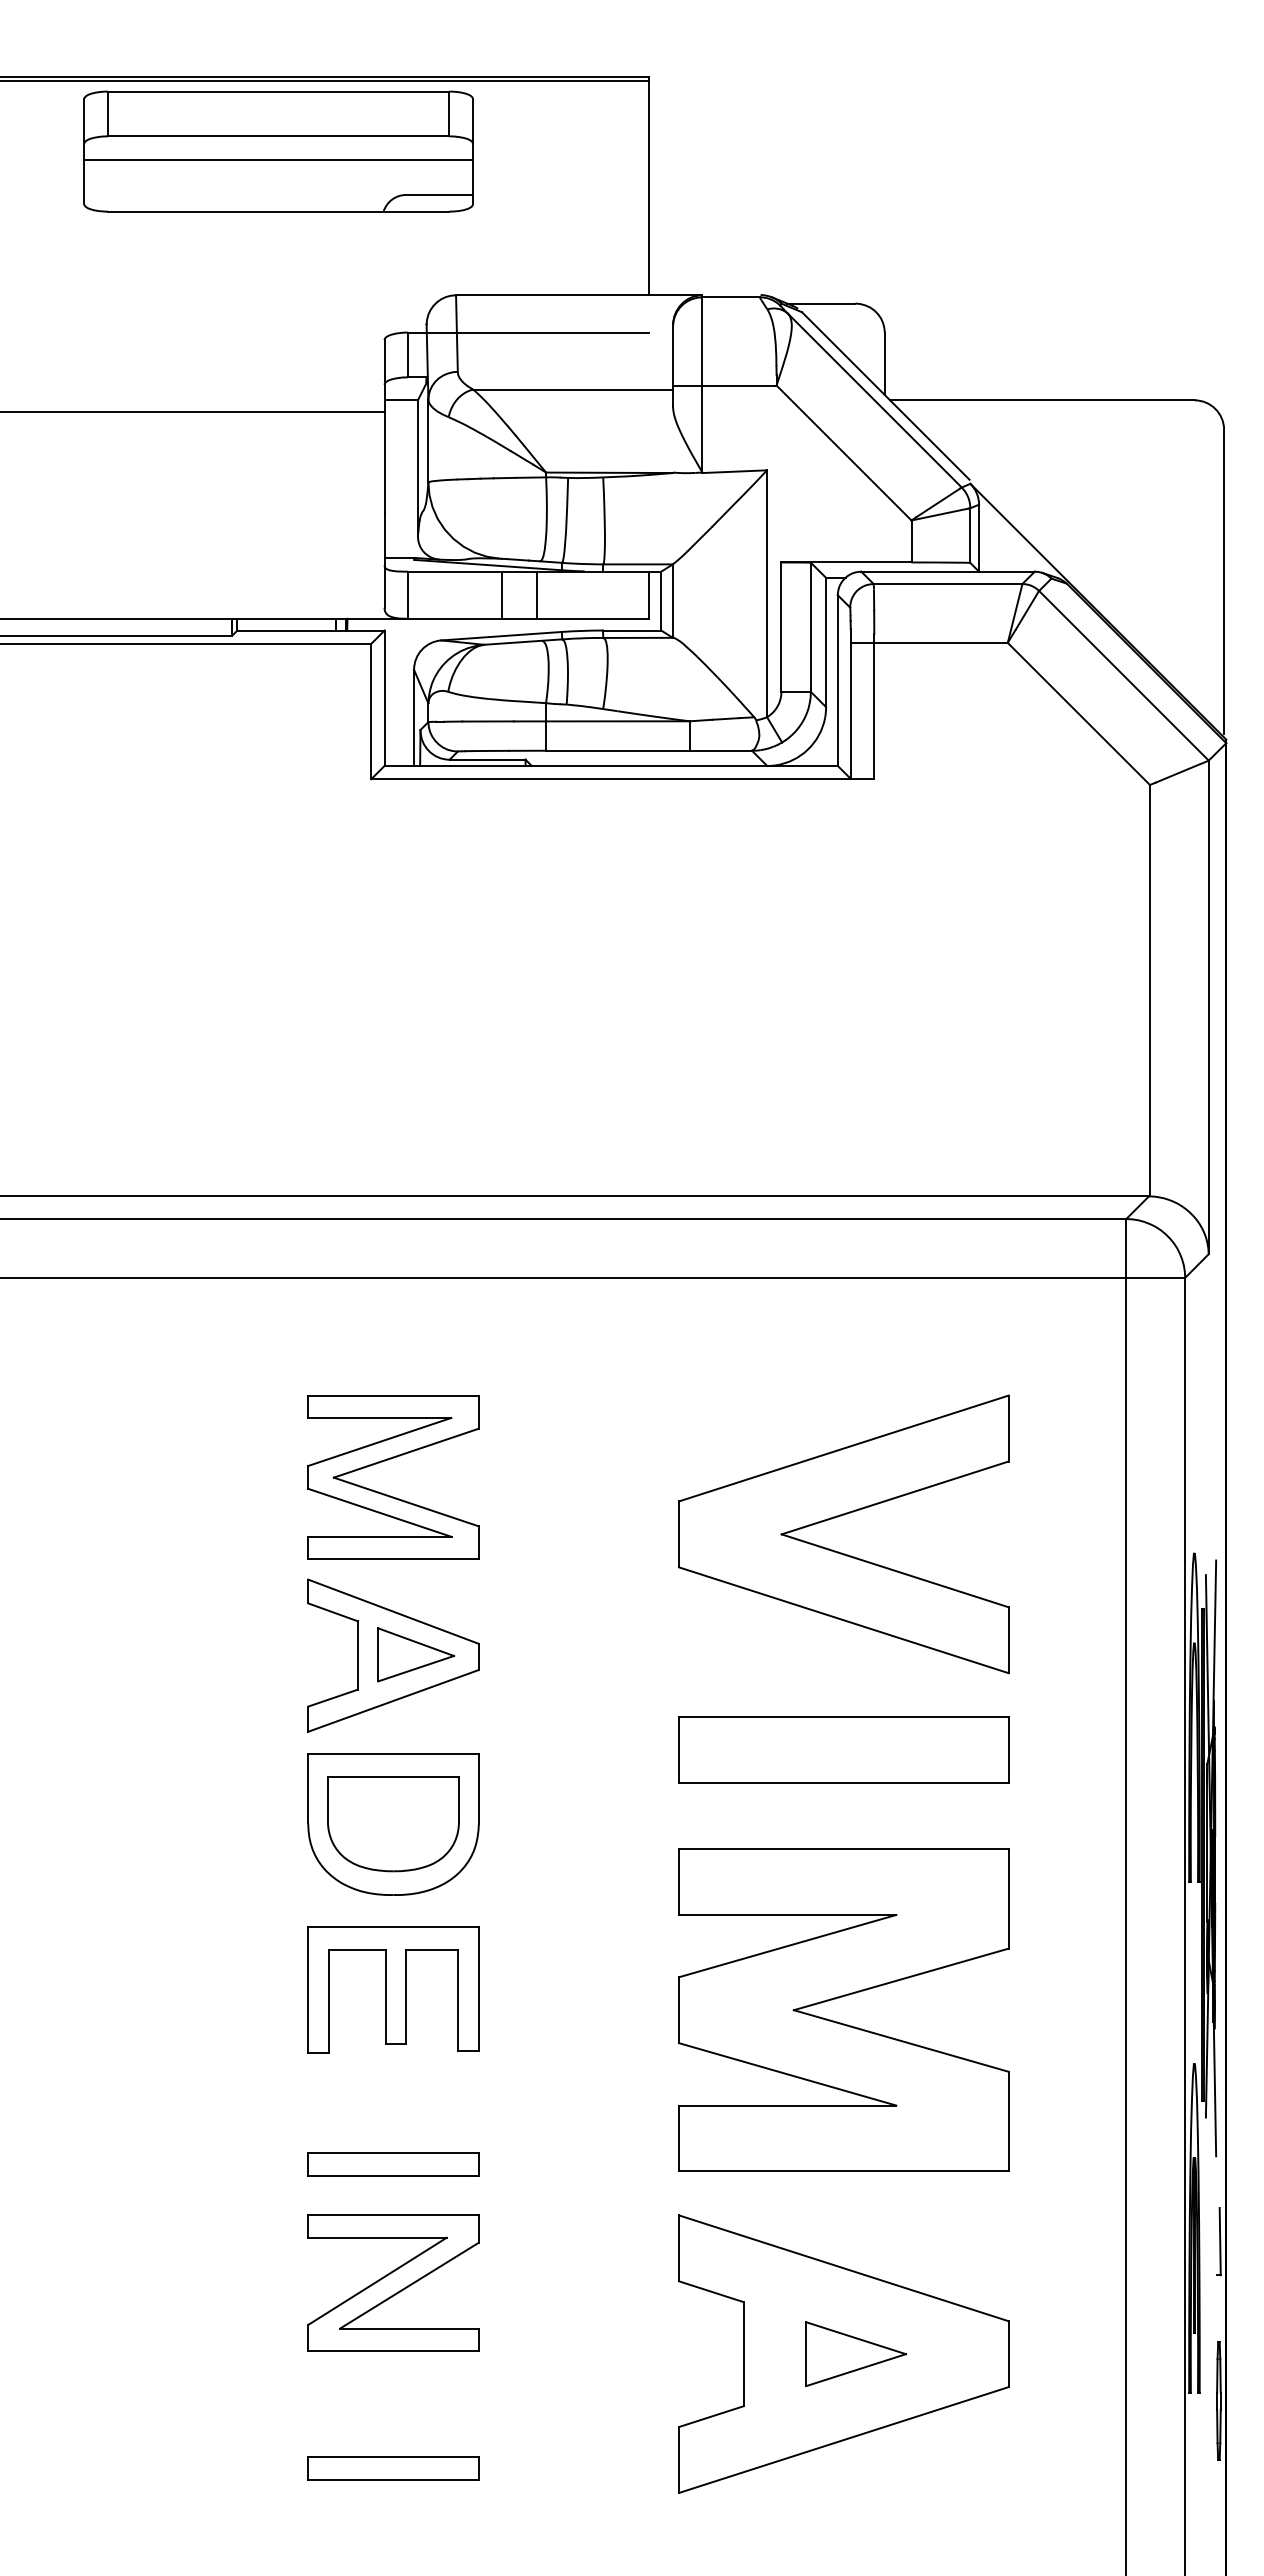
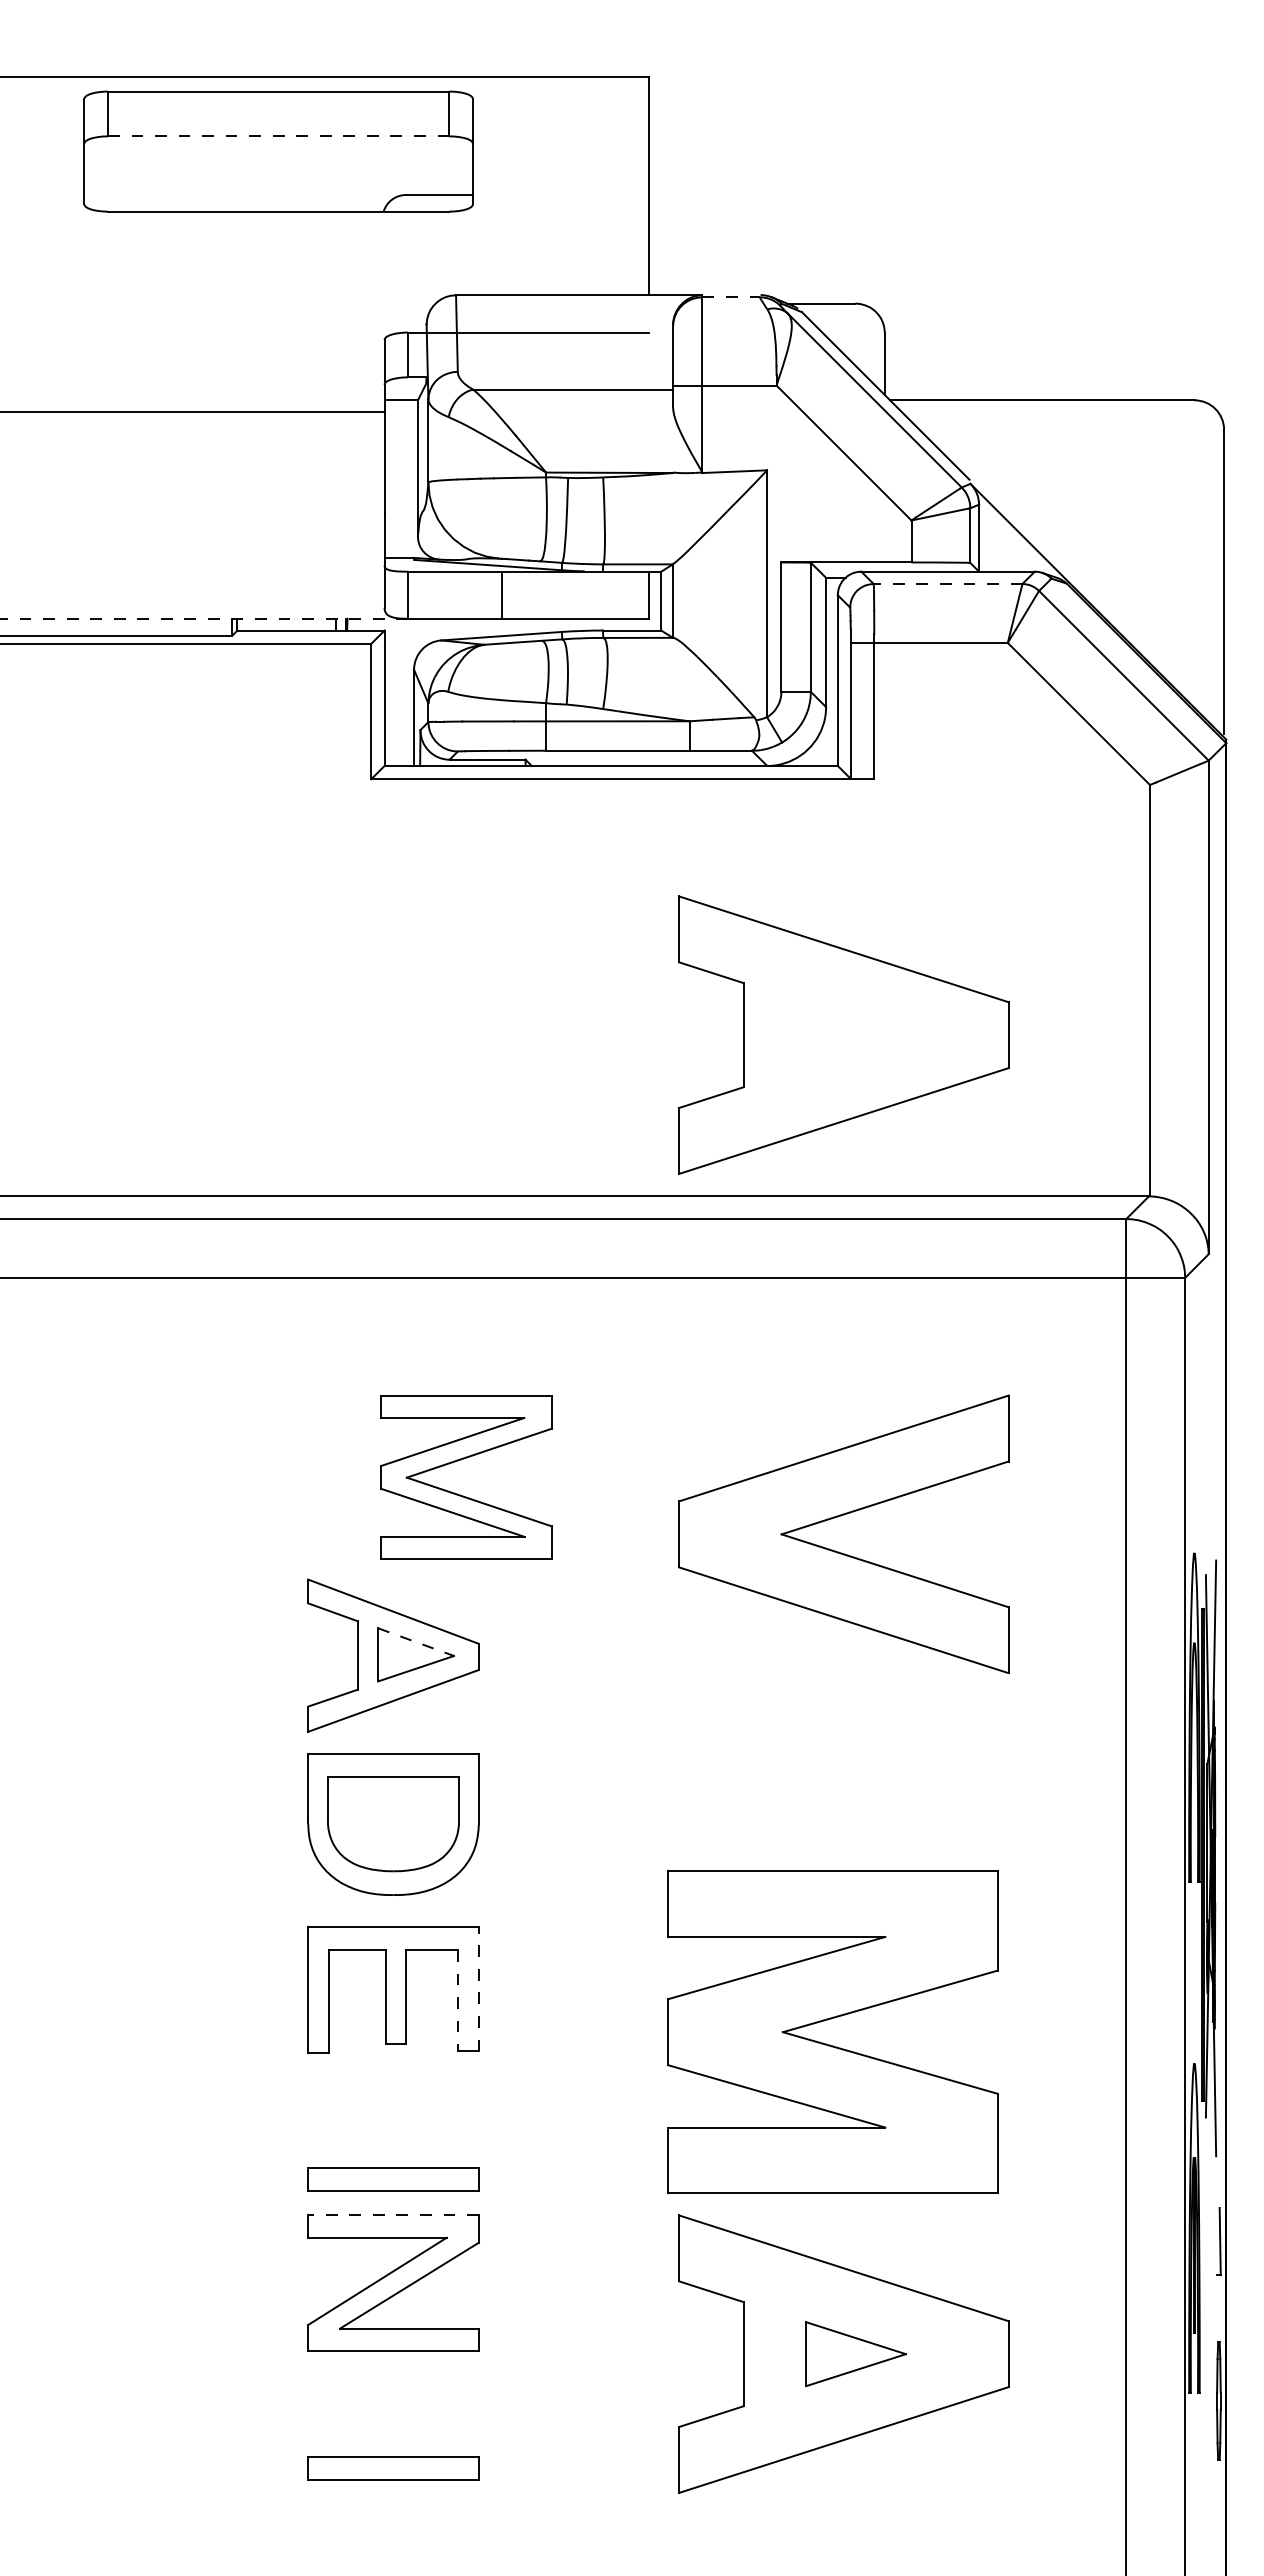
line: present -> none (325, 81)
line: solid -> dashed (278, 136)
line: present -> none (278, 159)
line: solid -> dashed (731, 297)
line: solid -> dashed (947, 584)
line: present -> none (536, 594)
line: solid -> dashed (204, 618)
part: none -> present (843, 1034)
part position: (388, 1460) -> (461, 1460) (461, 1460)
line: solid -> dashed (416, 1642)
part: present -> none (843, 1749)
line: solid -> dashed (478, 1988)
part position: (839, 1998) -> (828, 2020) (828, 2020)
line: solid -> dashed (458, 2000)
part position: (393, 2164) -> (393, 2179) (393, 2179)
line: solid -> dashed (393, 2215)
